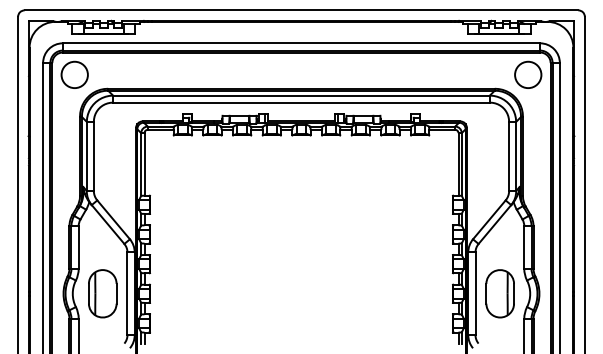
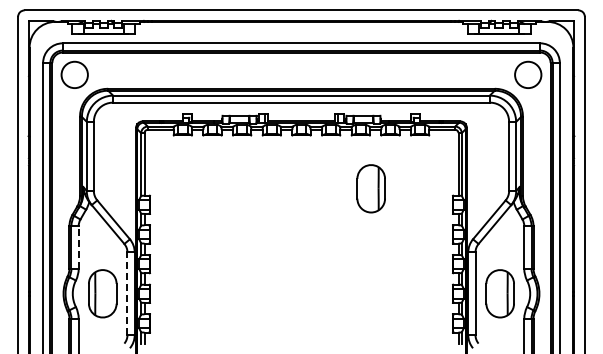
part: none -> present (370, 188)
line: solid -> dashed (78, 246)
line: solid -> dashed (127, 293)
